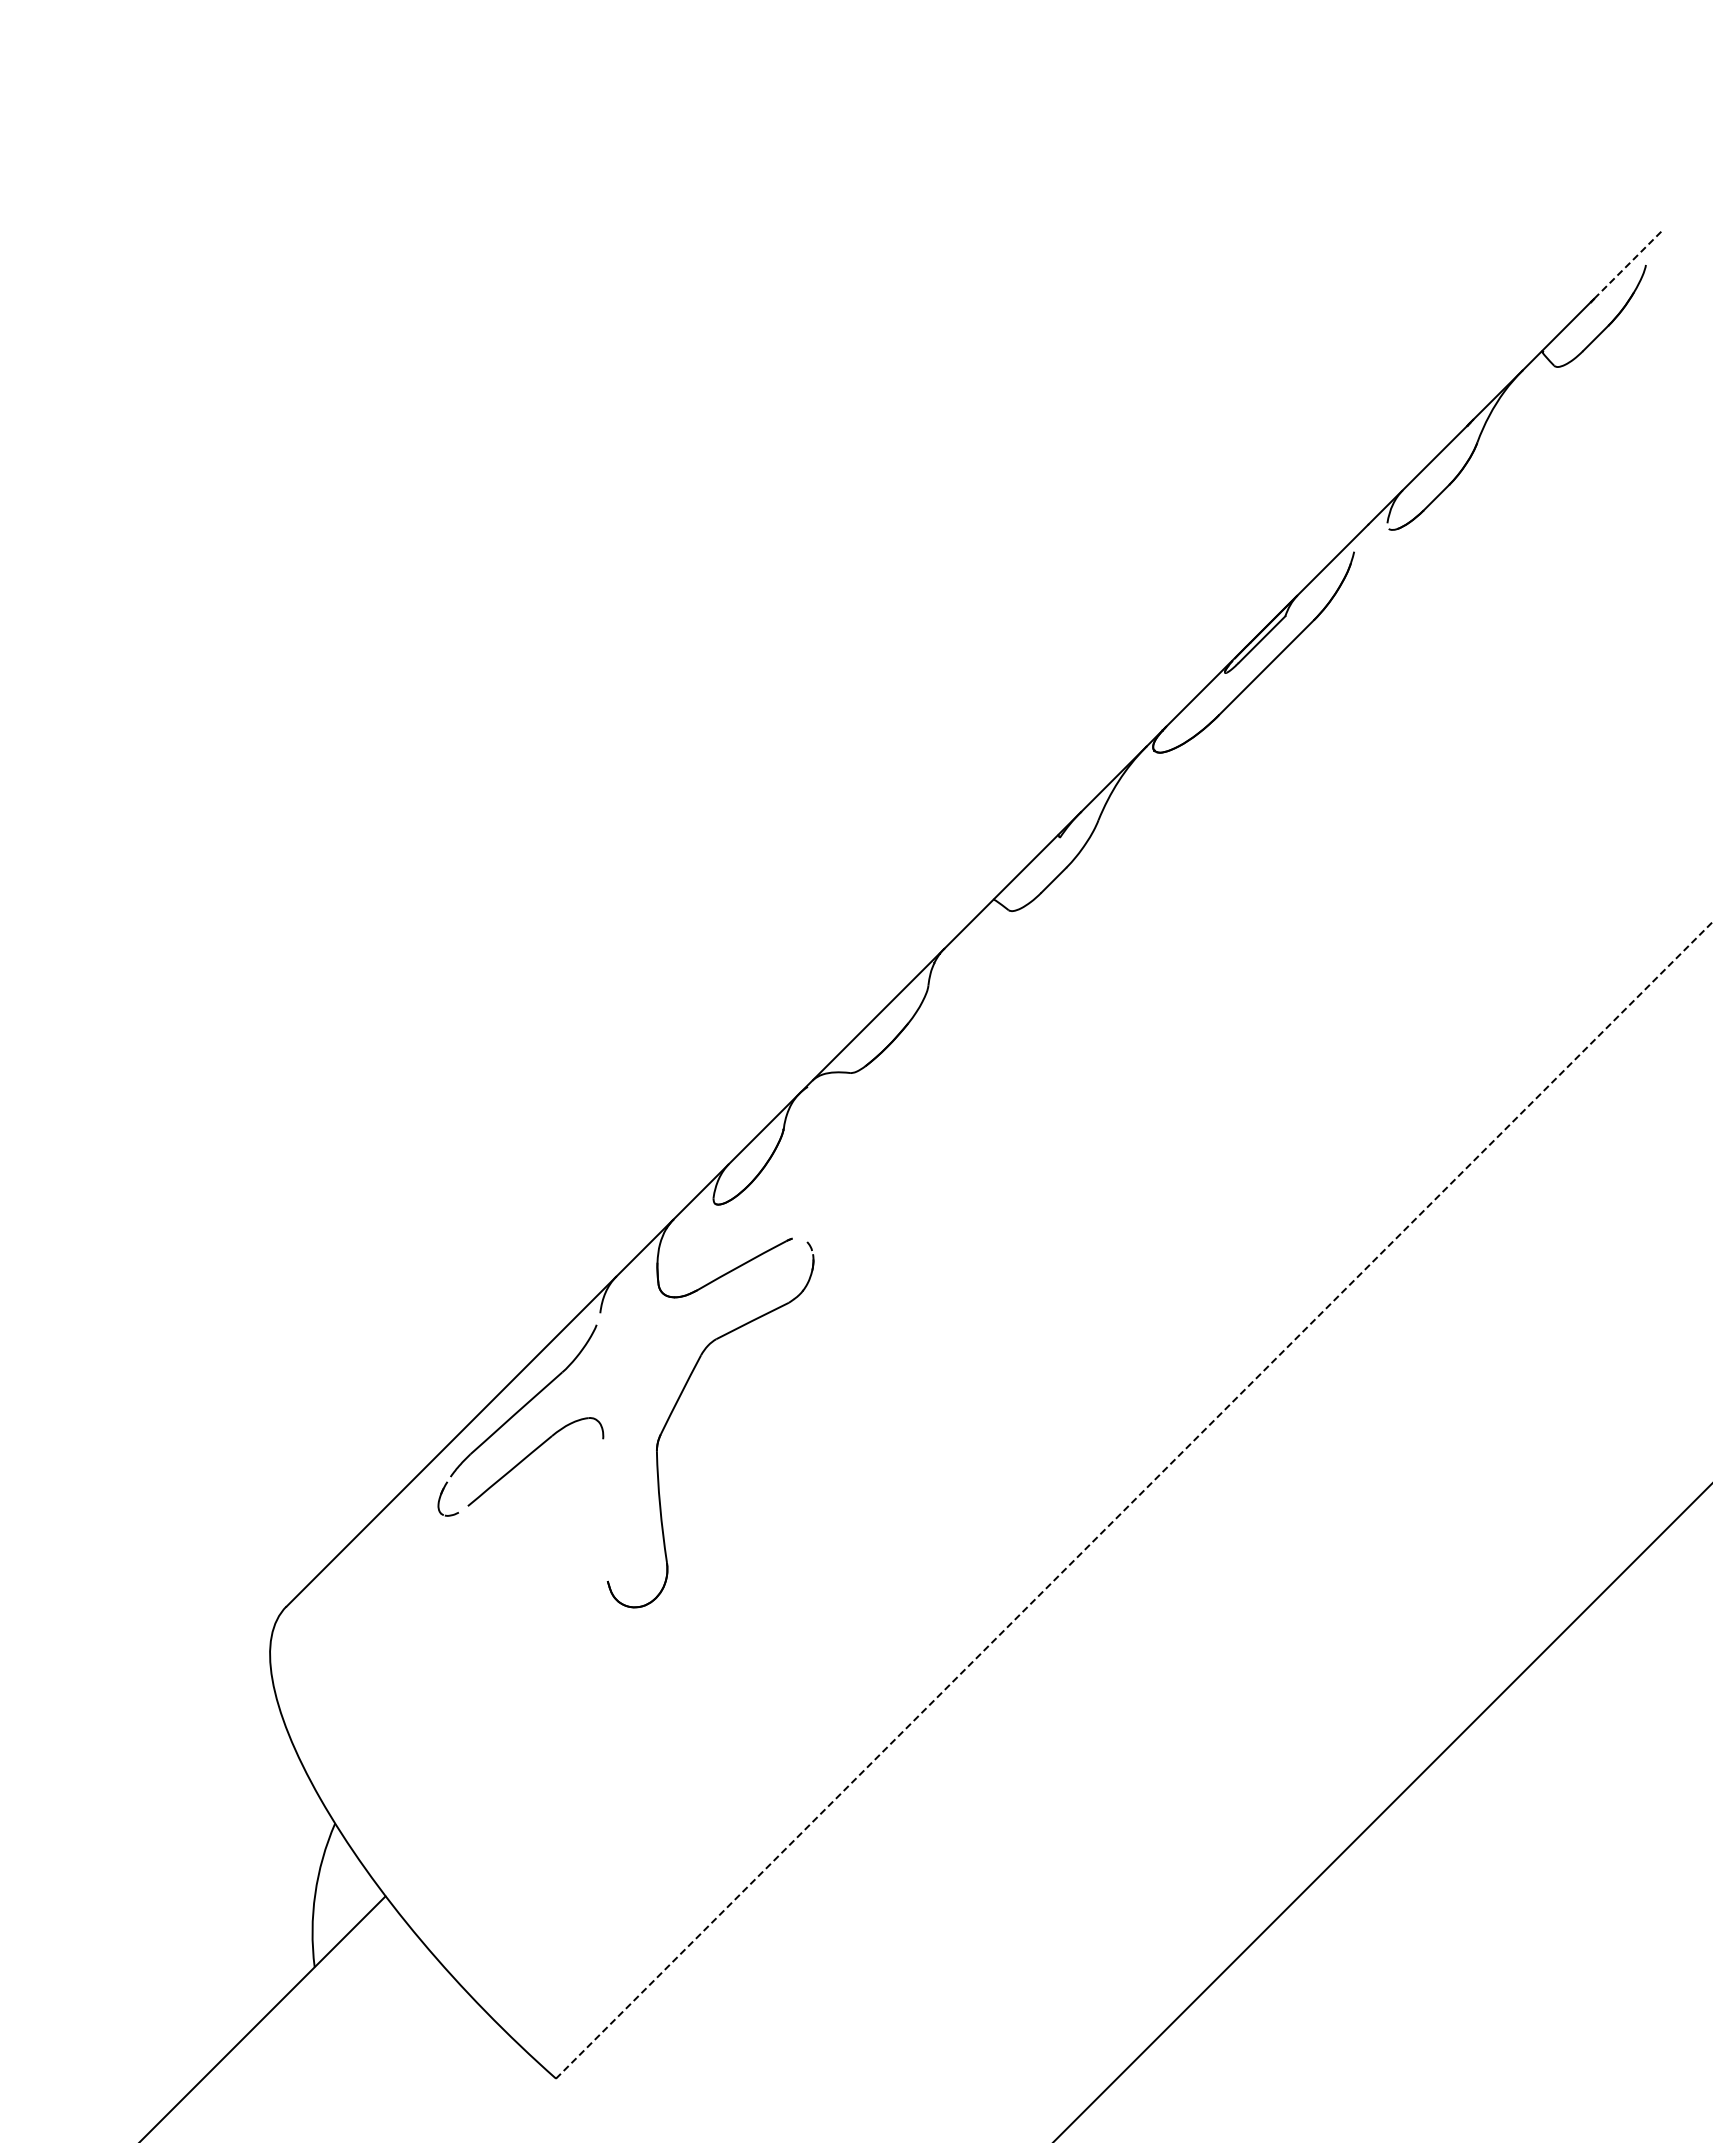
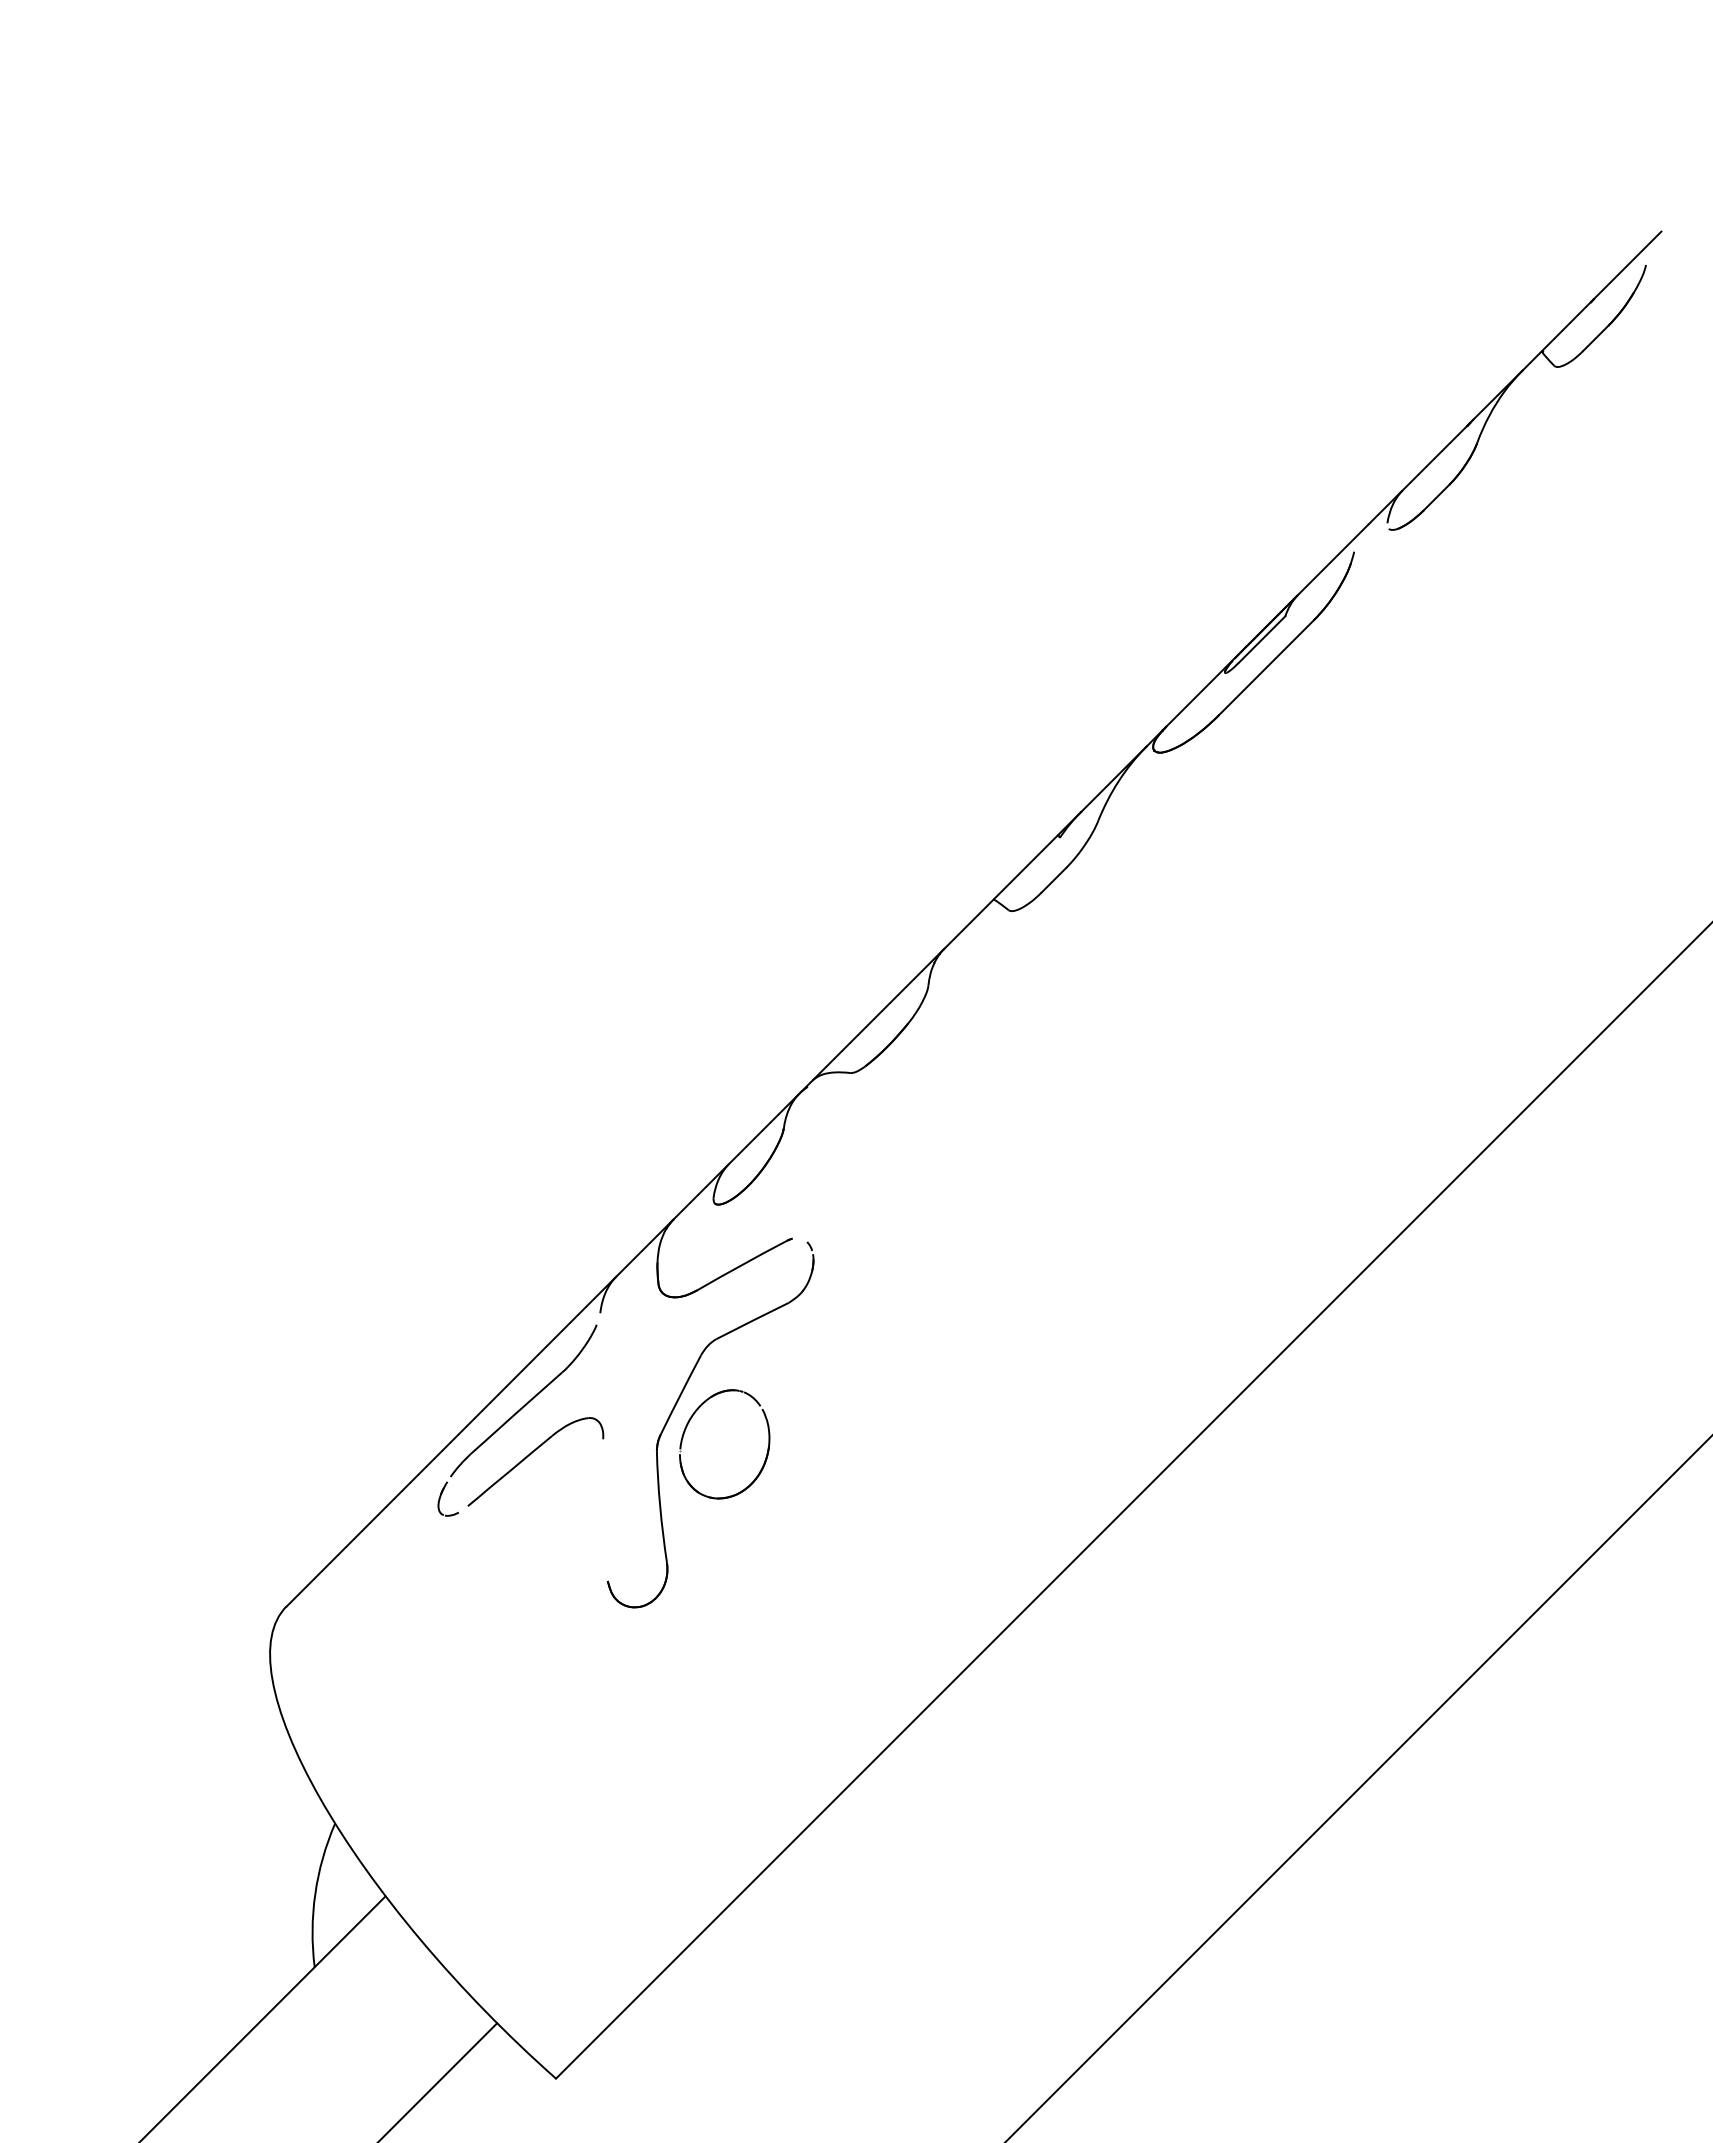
line: dashed -> solid (1627, 265)
part: none -> present (686, 1429)
line: dashed -> solid (1134, 1500)
line position: (1382, 1812) -> (1358, 1788) (1358, 1788)
line: none -> present (438, 2081)
